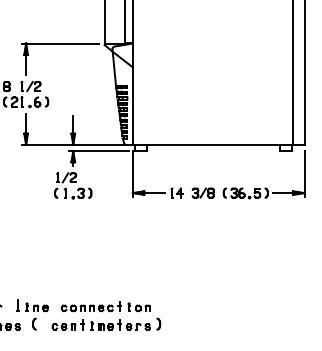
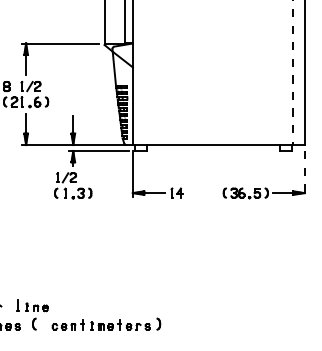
line: solid -> dashed (293, 73)
line: solid -> dashed (304, 173)
part: present -> none (202, 192)
part: present -> none (105, 306)
